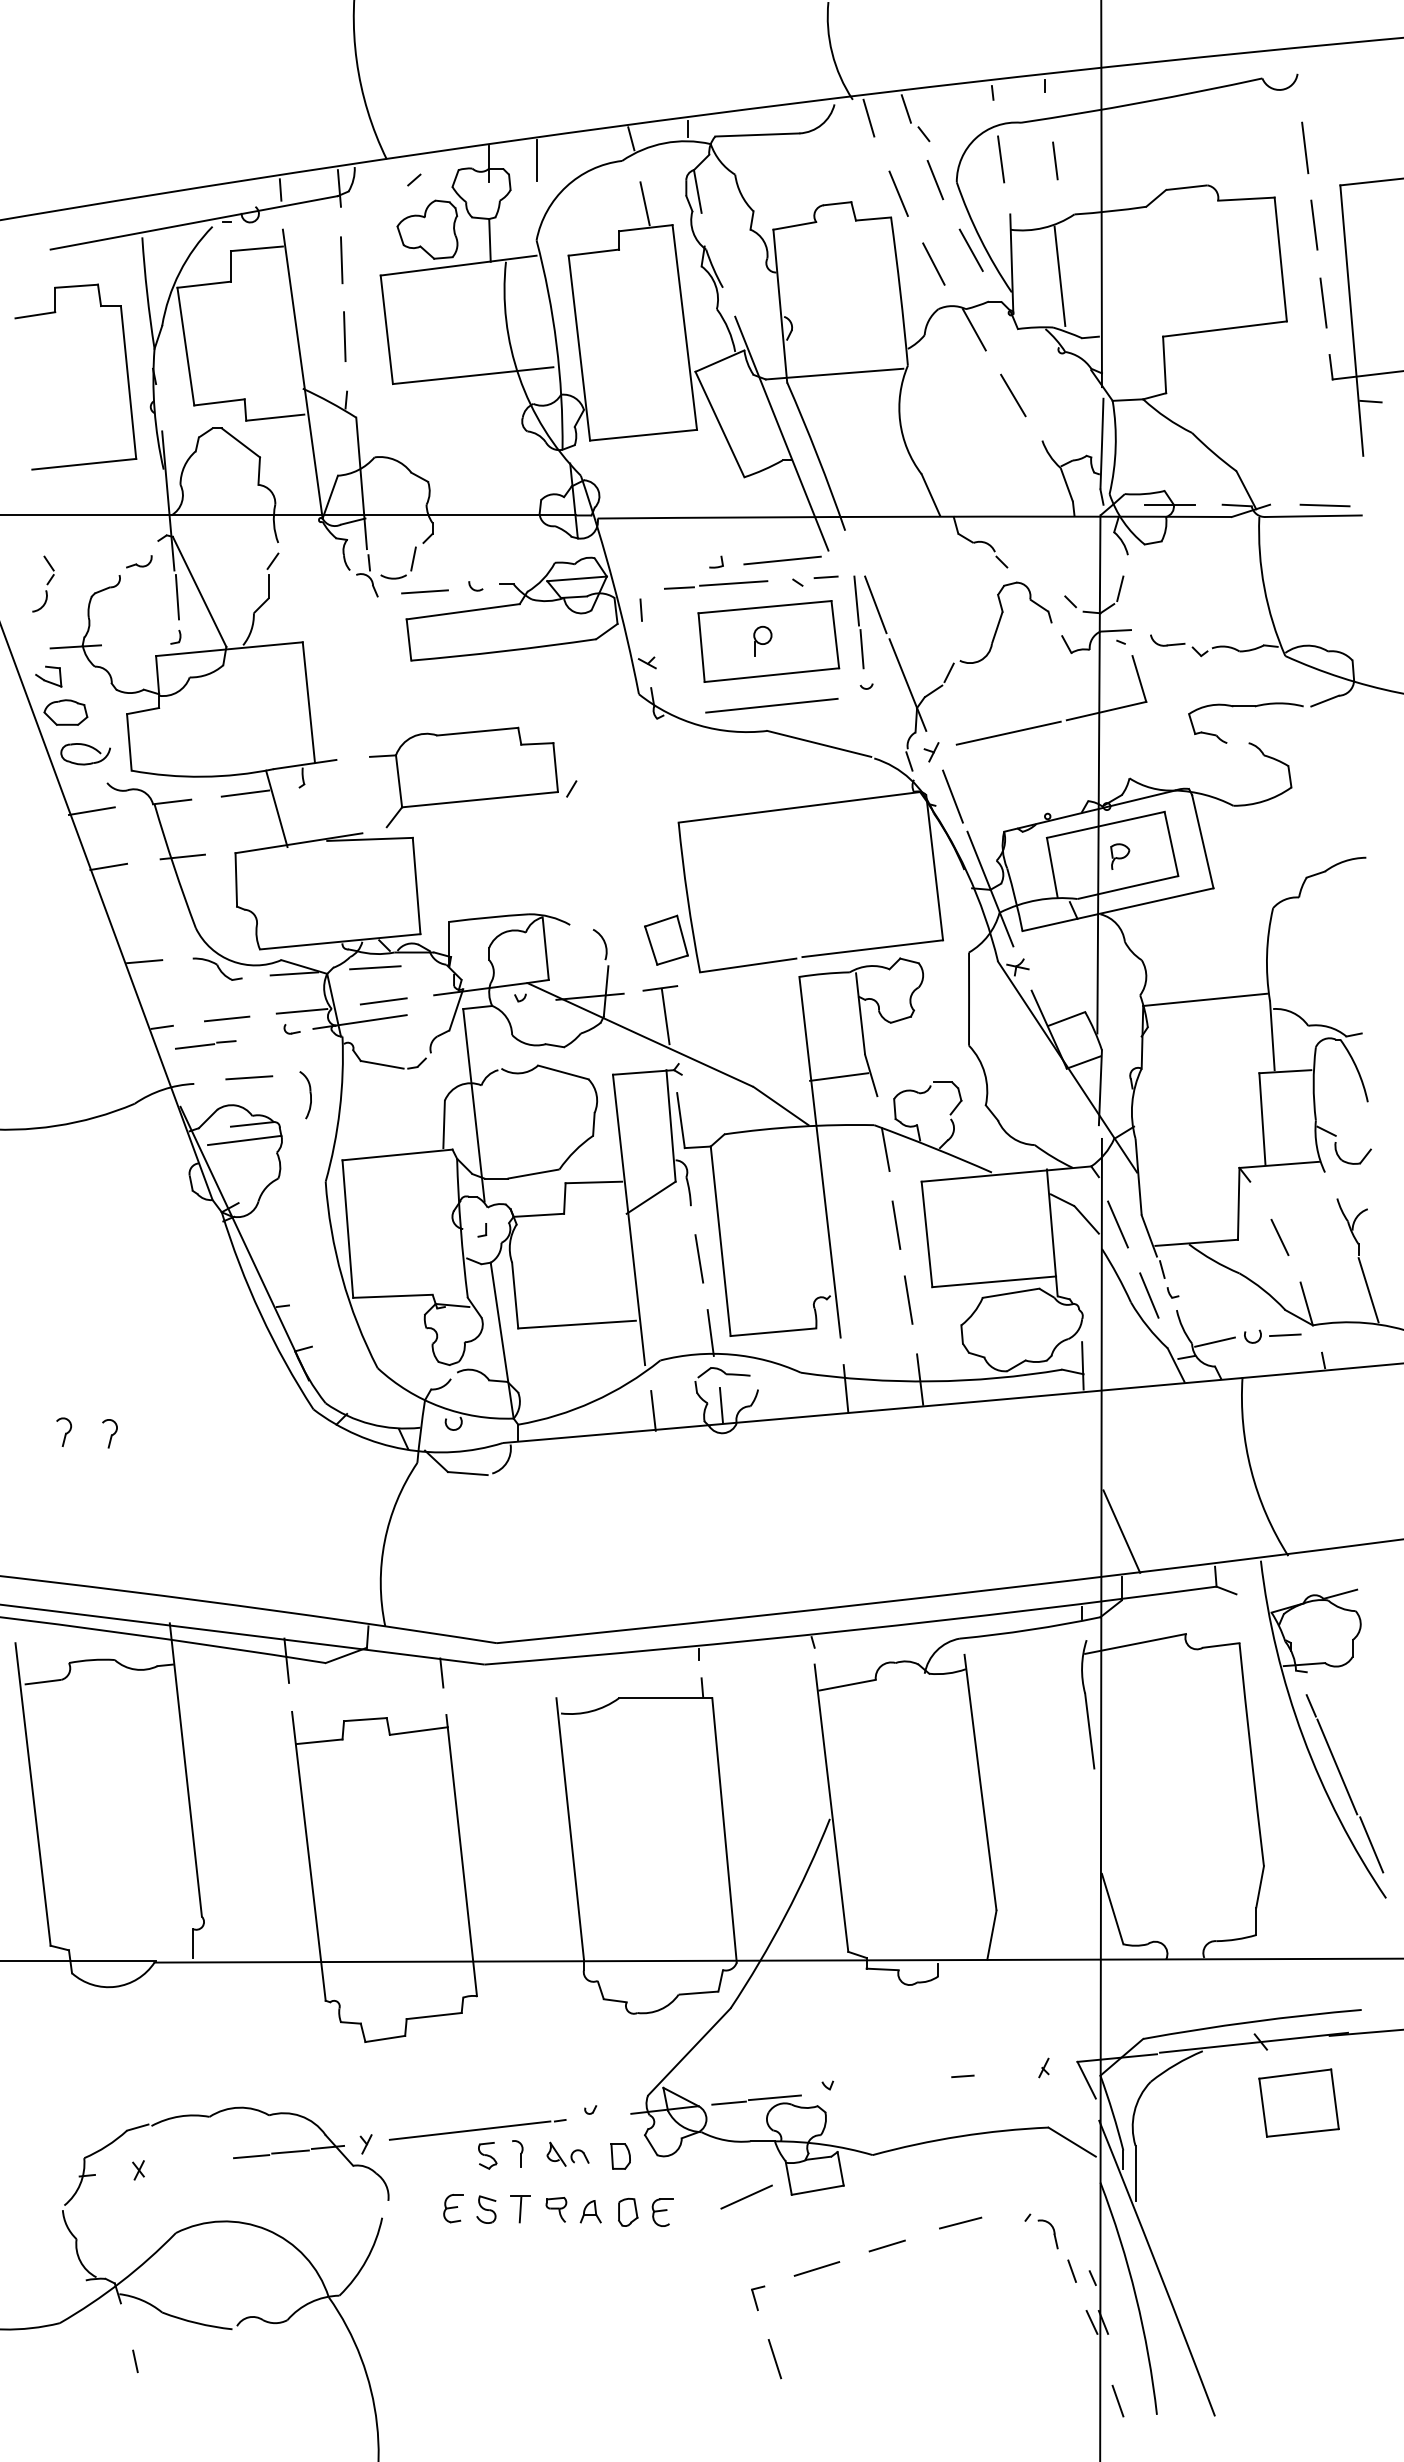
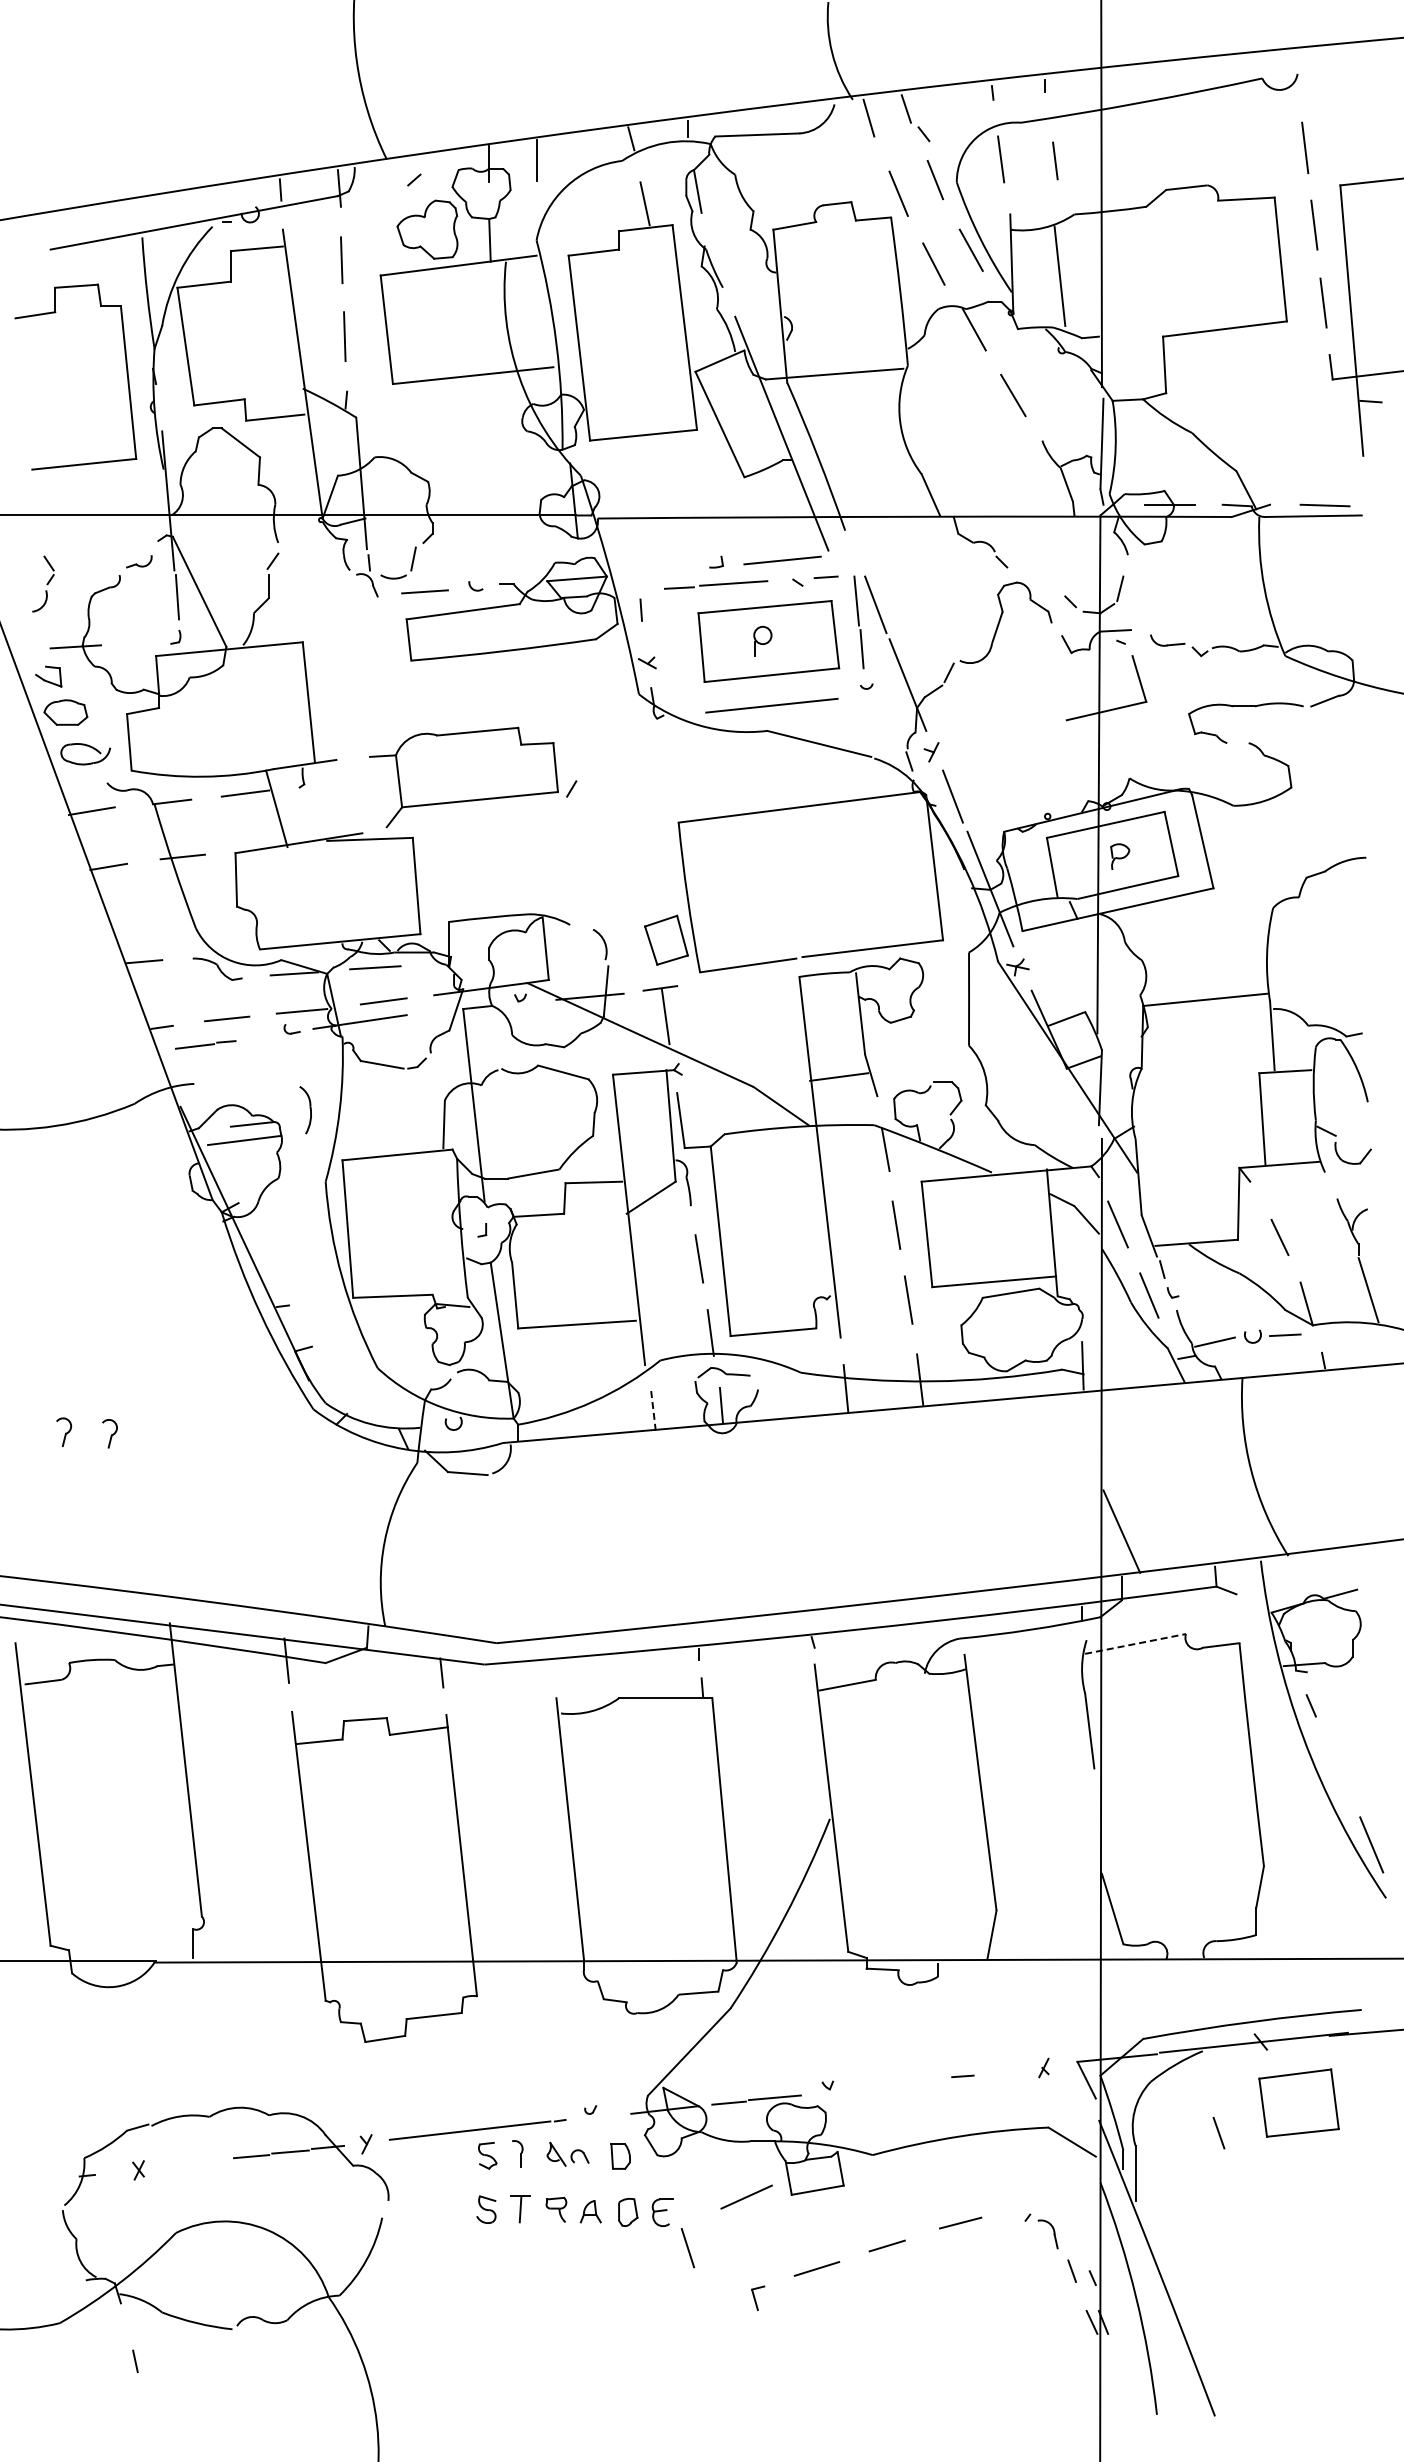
line: present -> none (1008, 732)
line: present -> none (249, 1077)
part position: (305, 1095) -> (305, 1110) (305, 1110)
line: solid -> dashed (653, 1410)
line: solid -> dashed (1136, 1643)
line: present -> none (1337, 1766)
part: present -> none (453, 2208)
line position: (774, 2359) -> (687, 2248) (687, 2248)
line position: (1117, 2401) -> (1218, 2133) (1218, 2133)
